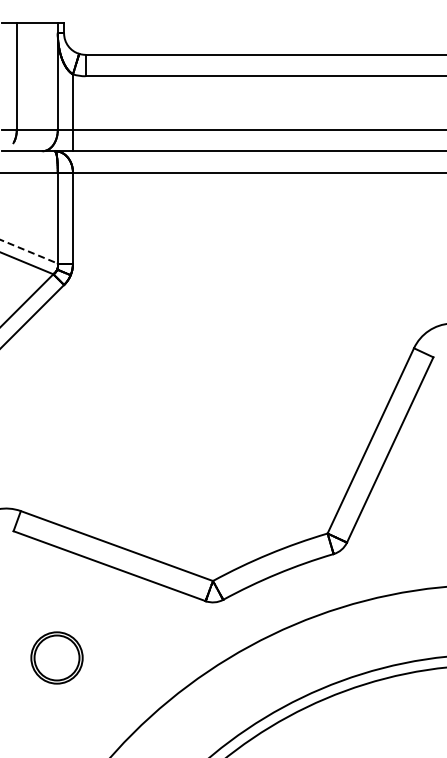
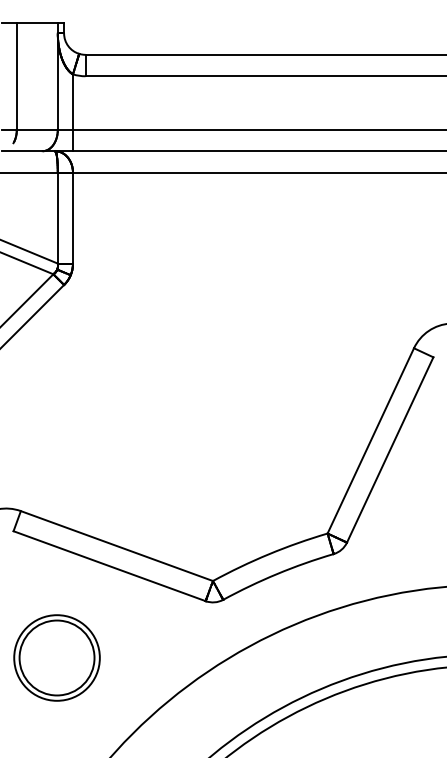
line: dashed -> solid (29, 251)
part size: 54x54 px -> 88x88 px (56, 657)
